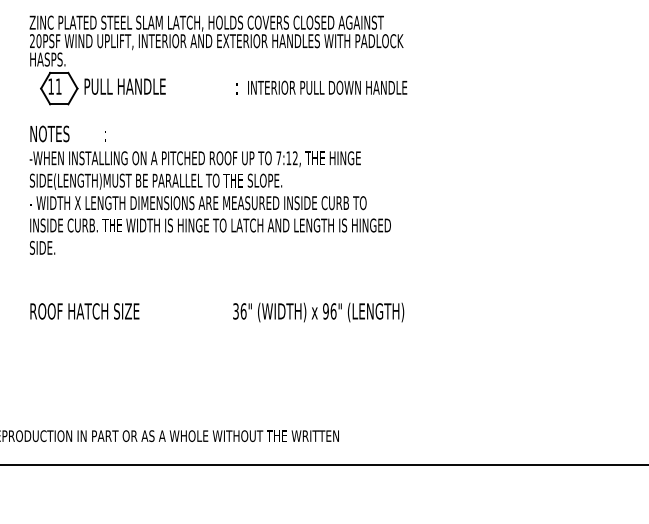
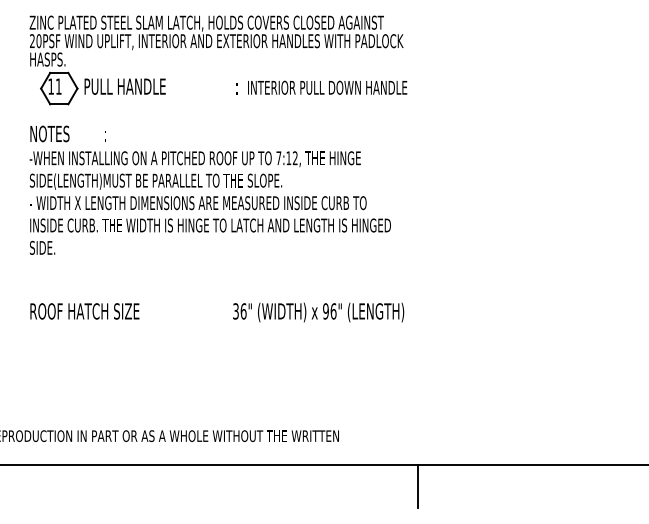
line: none -> present (418, 486)
